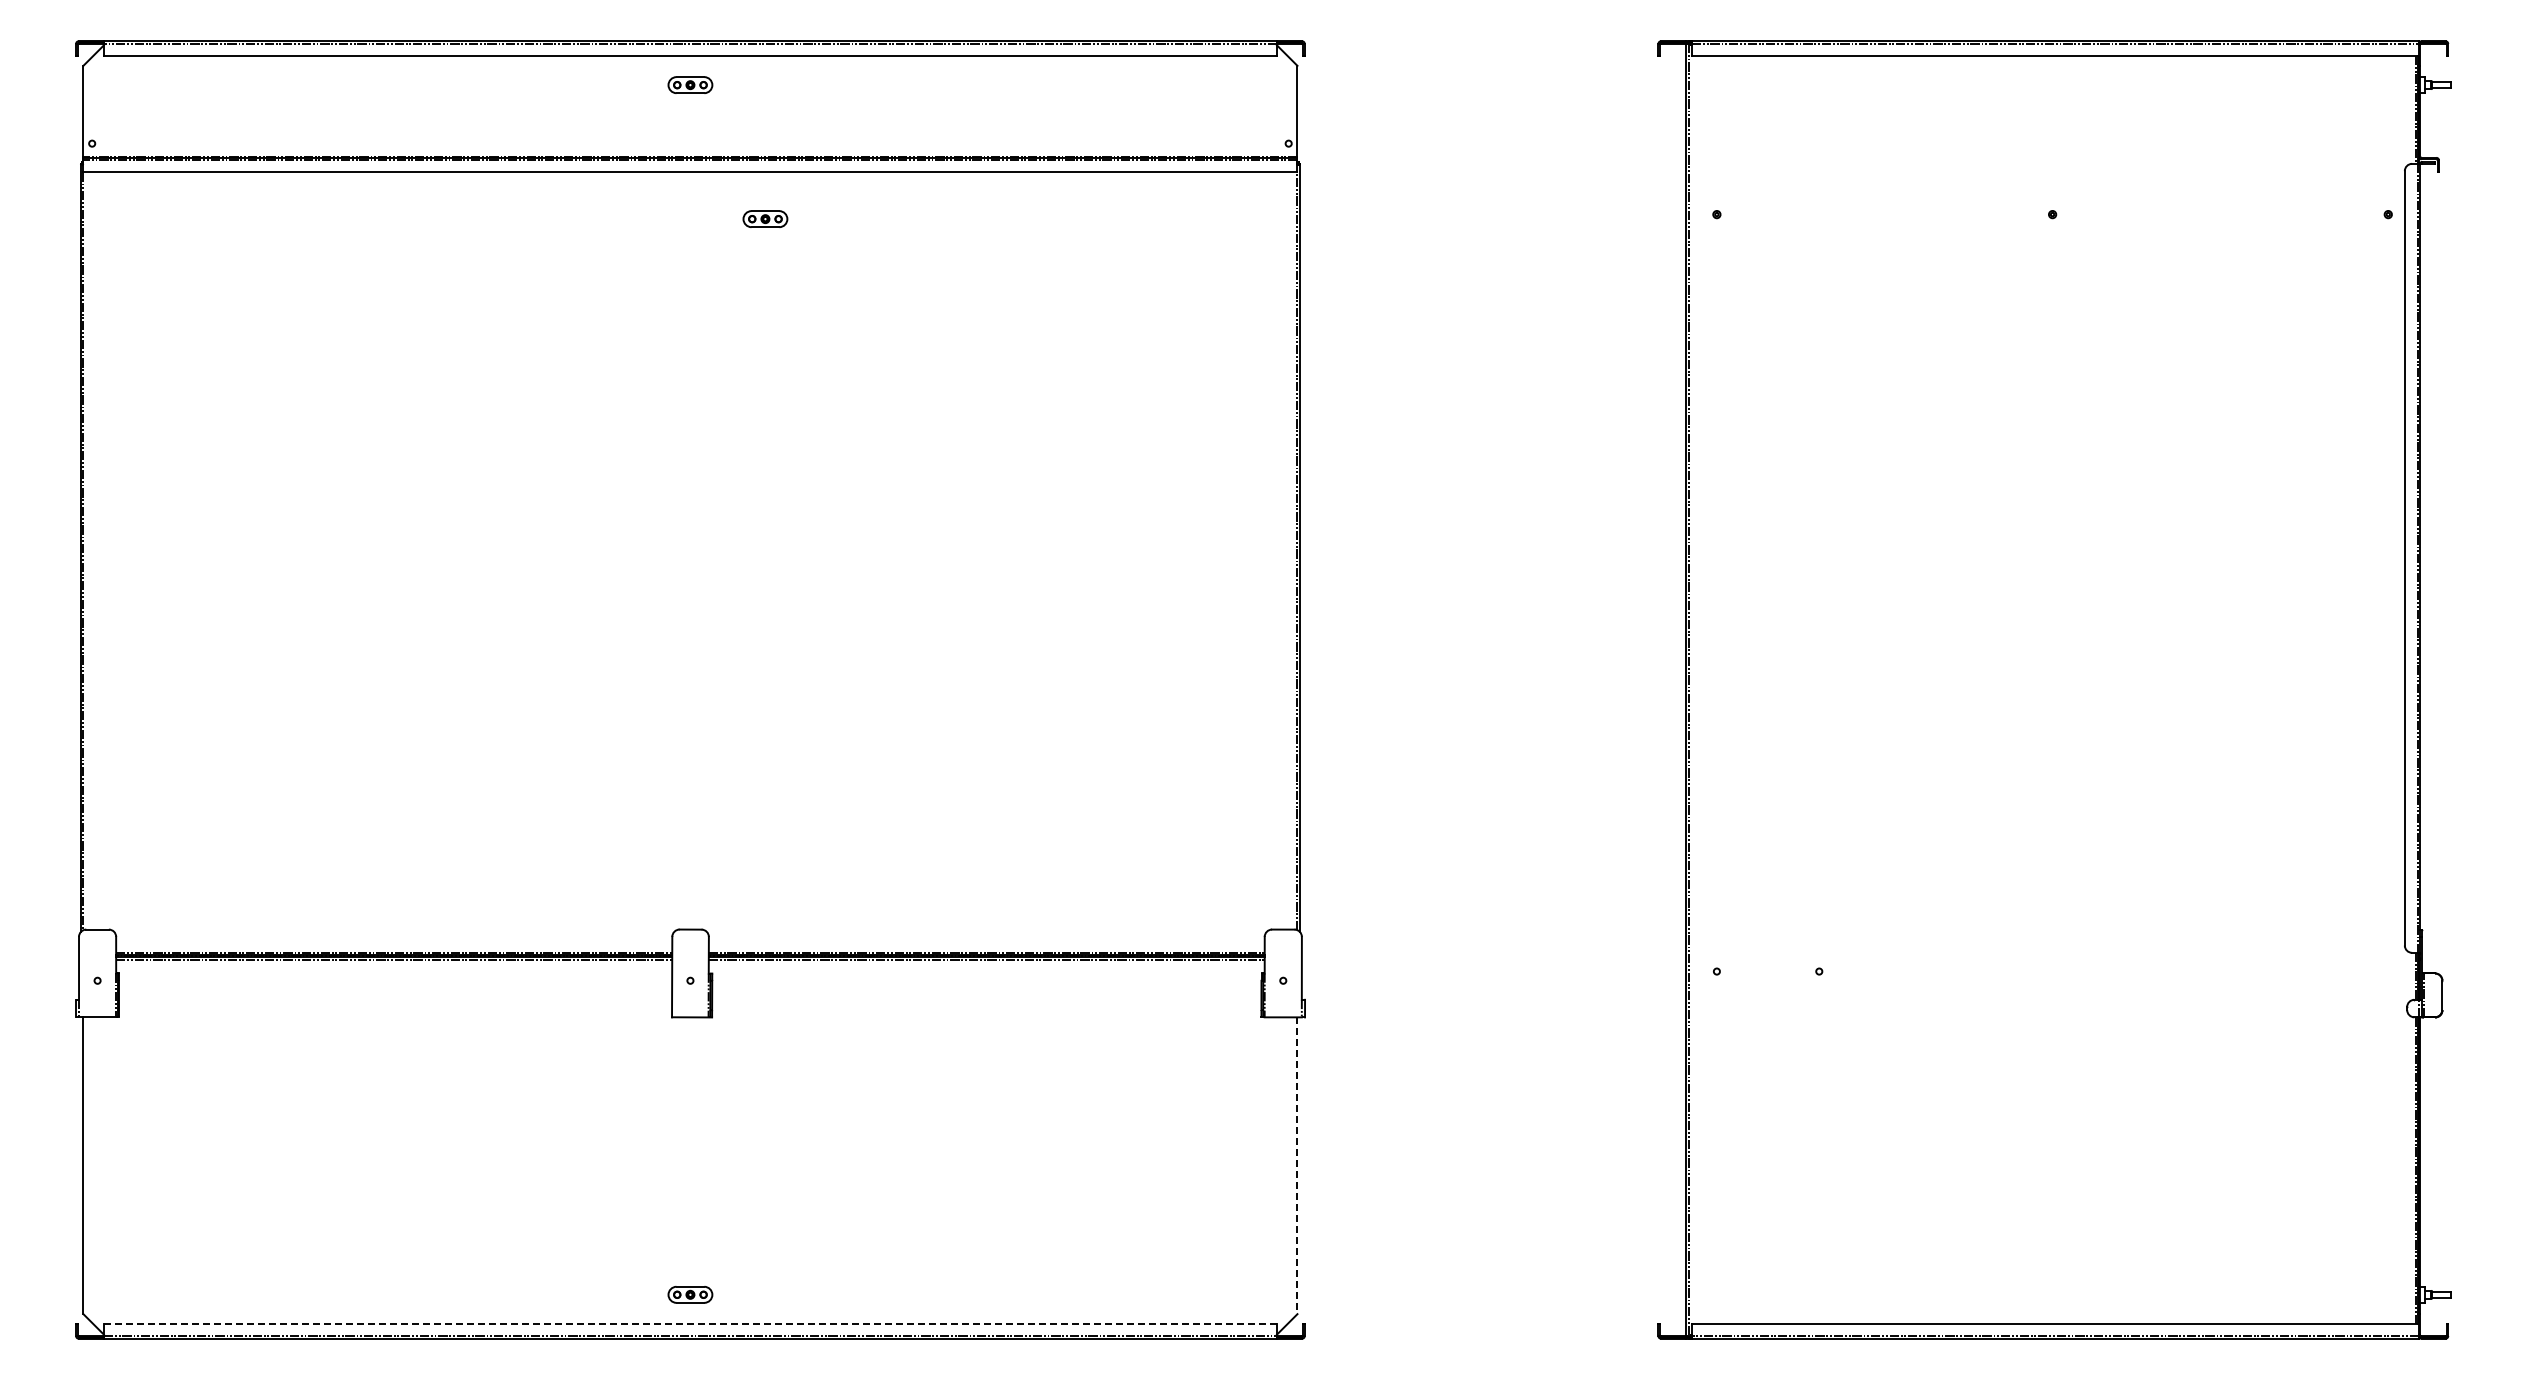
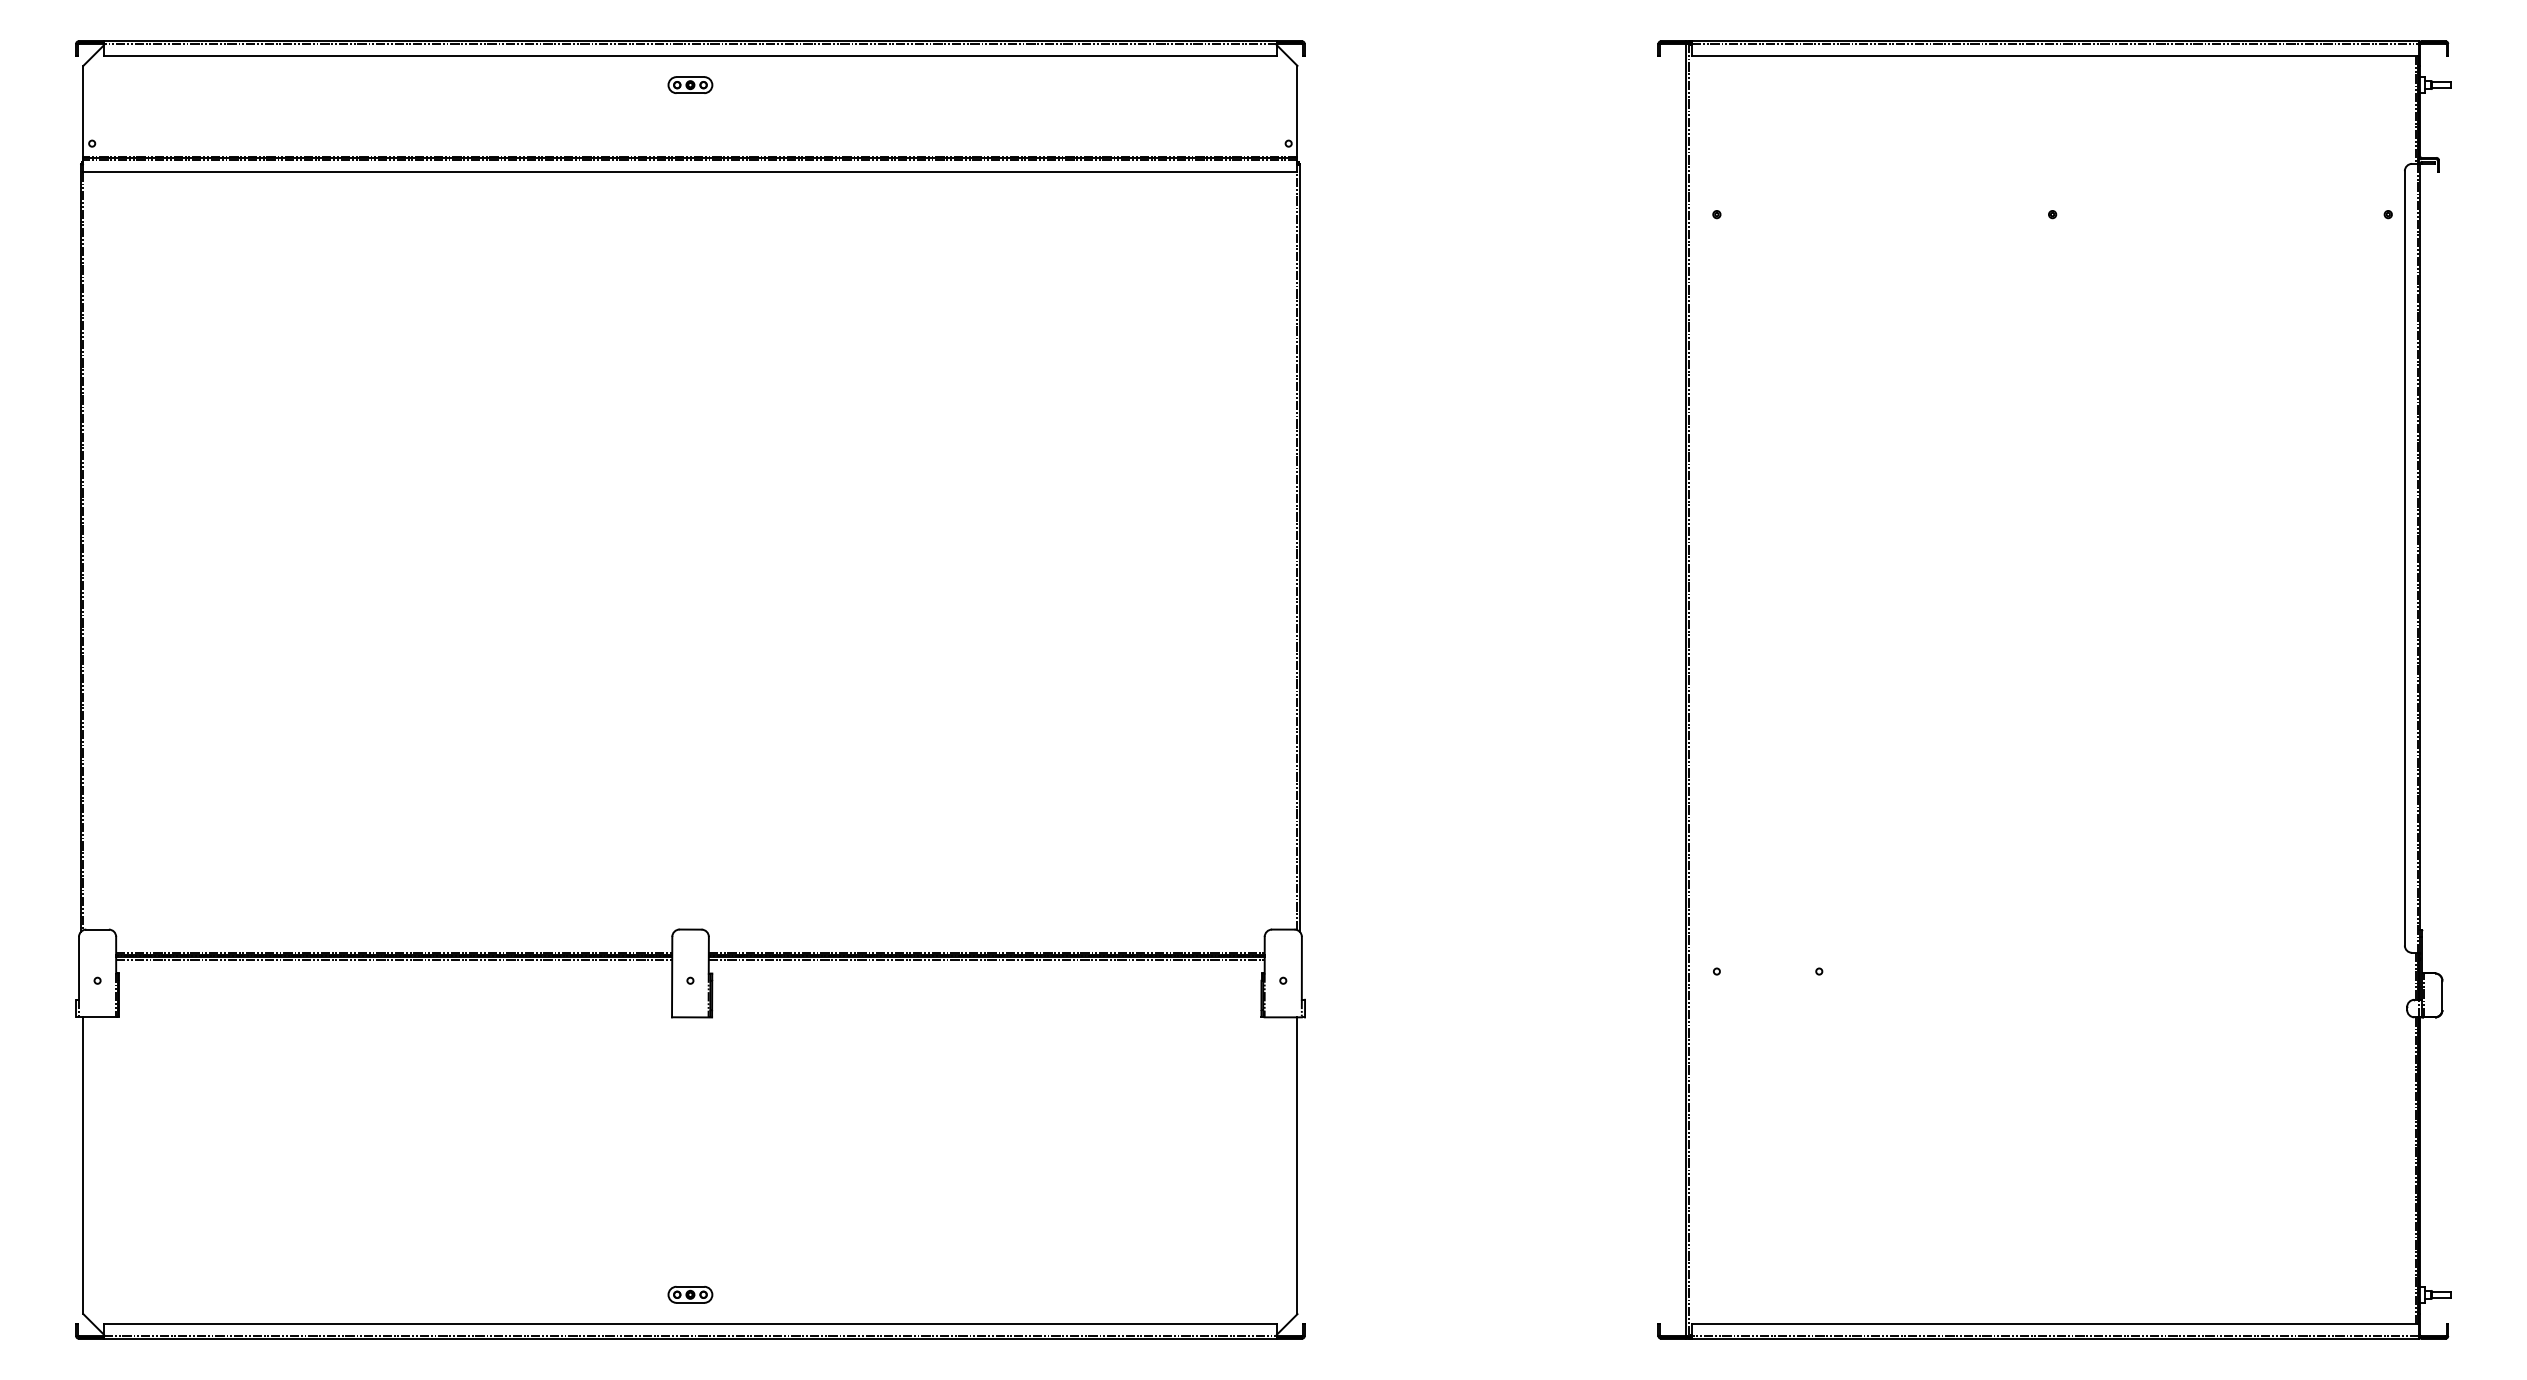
part: present -> none (765, 218)
line: dashed -> solid (1297, 1166)
line: dashed -> solid (690, 1324)
